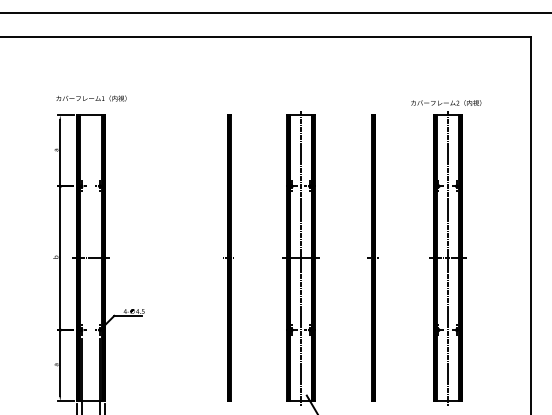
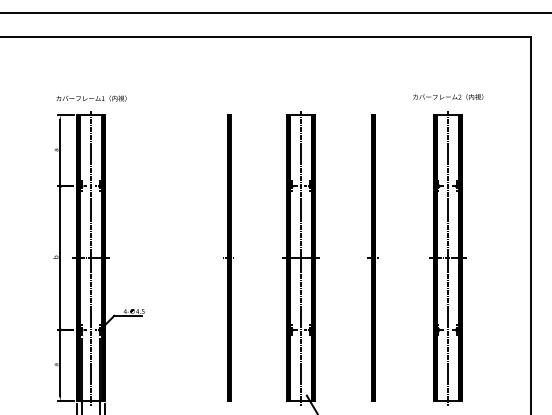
text position: (446, 102) -> (448, 96) (448, 96)
line: none -> present (90, 257)
